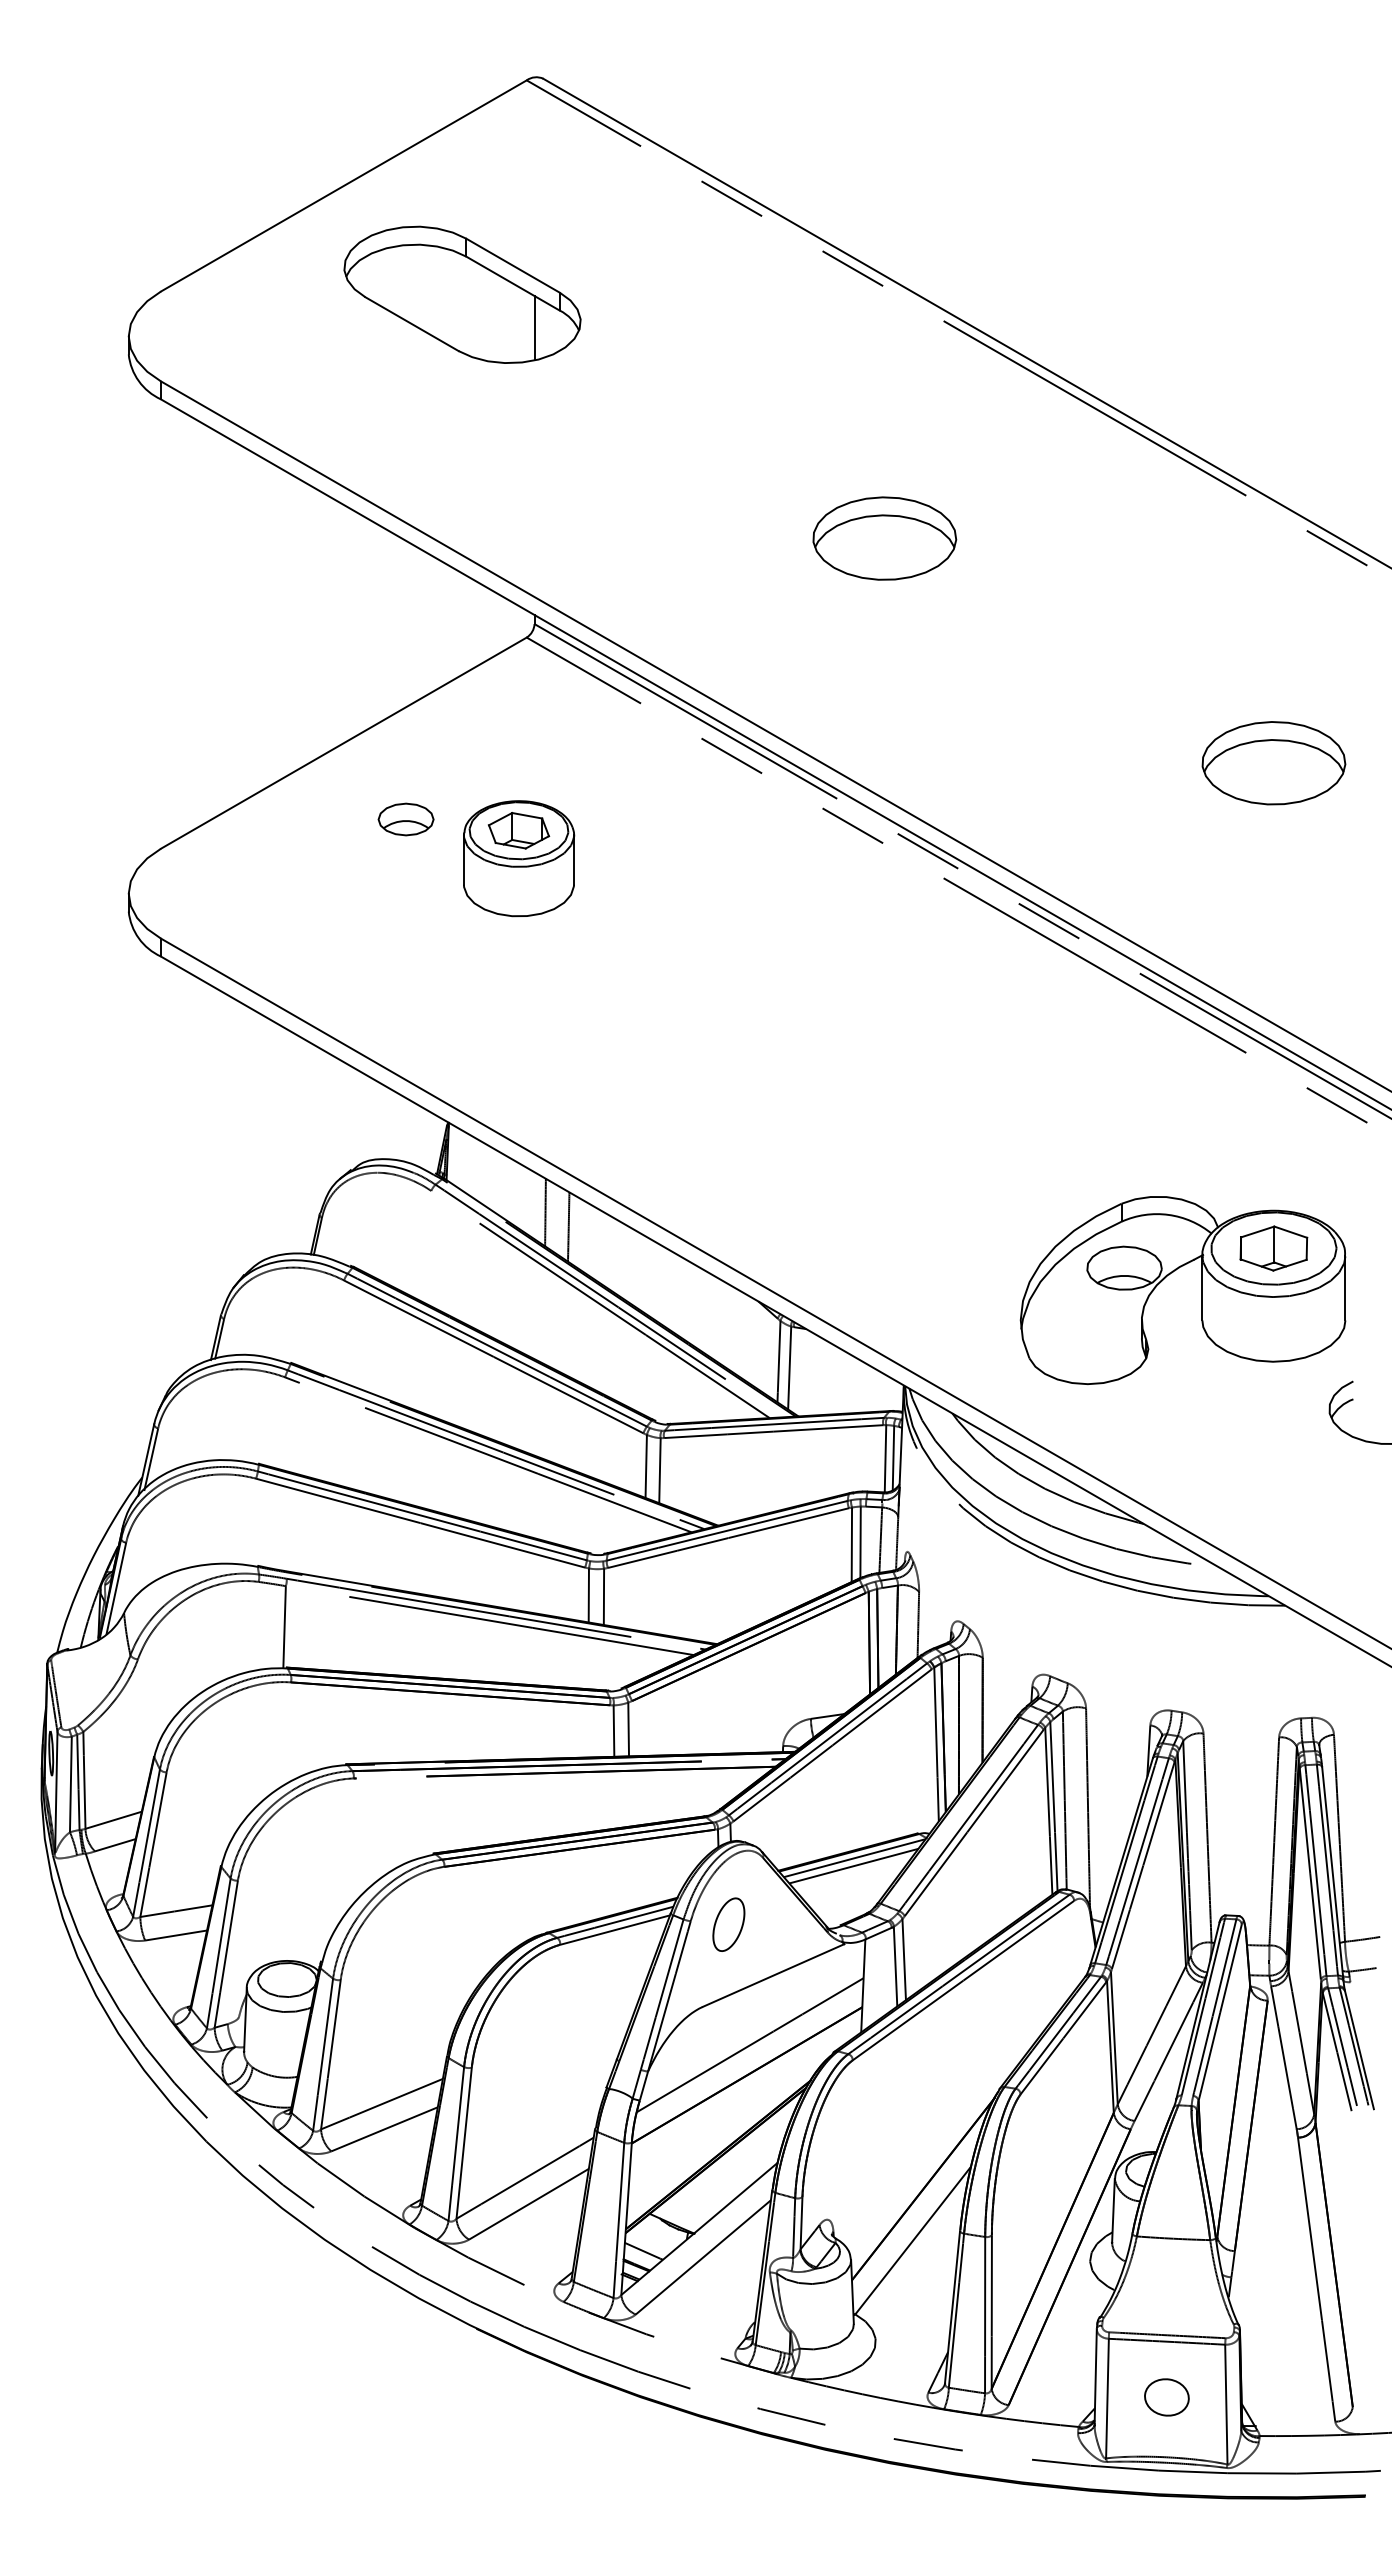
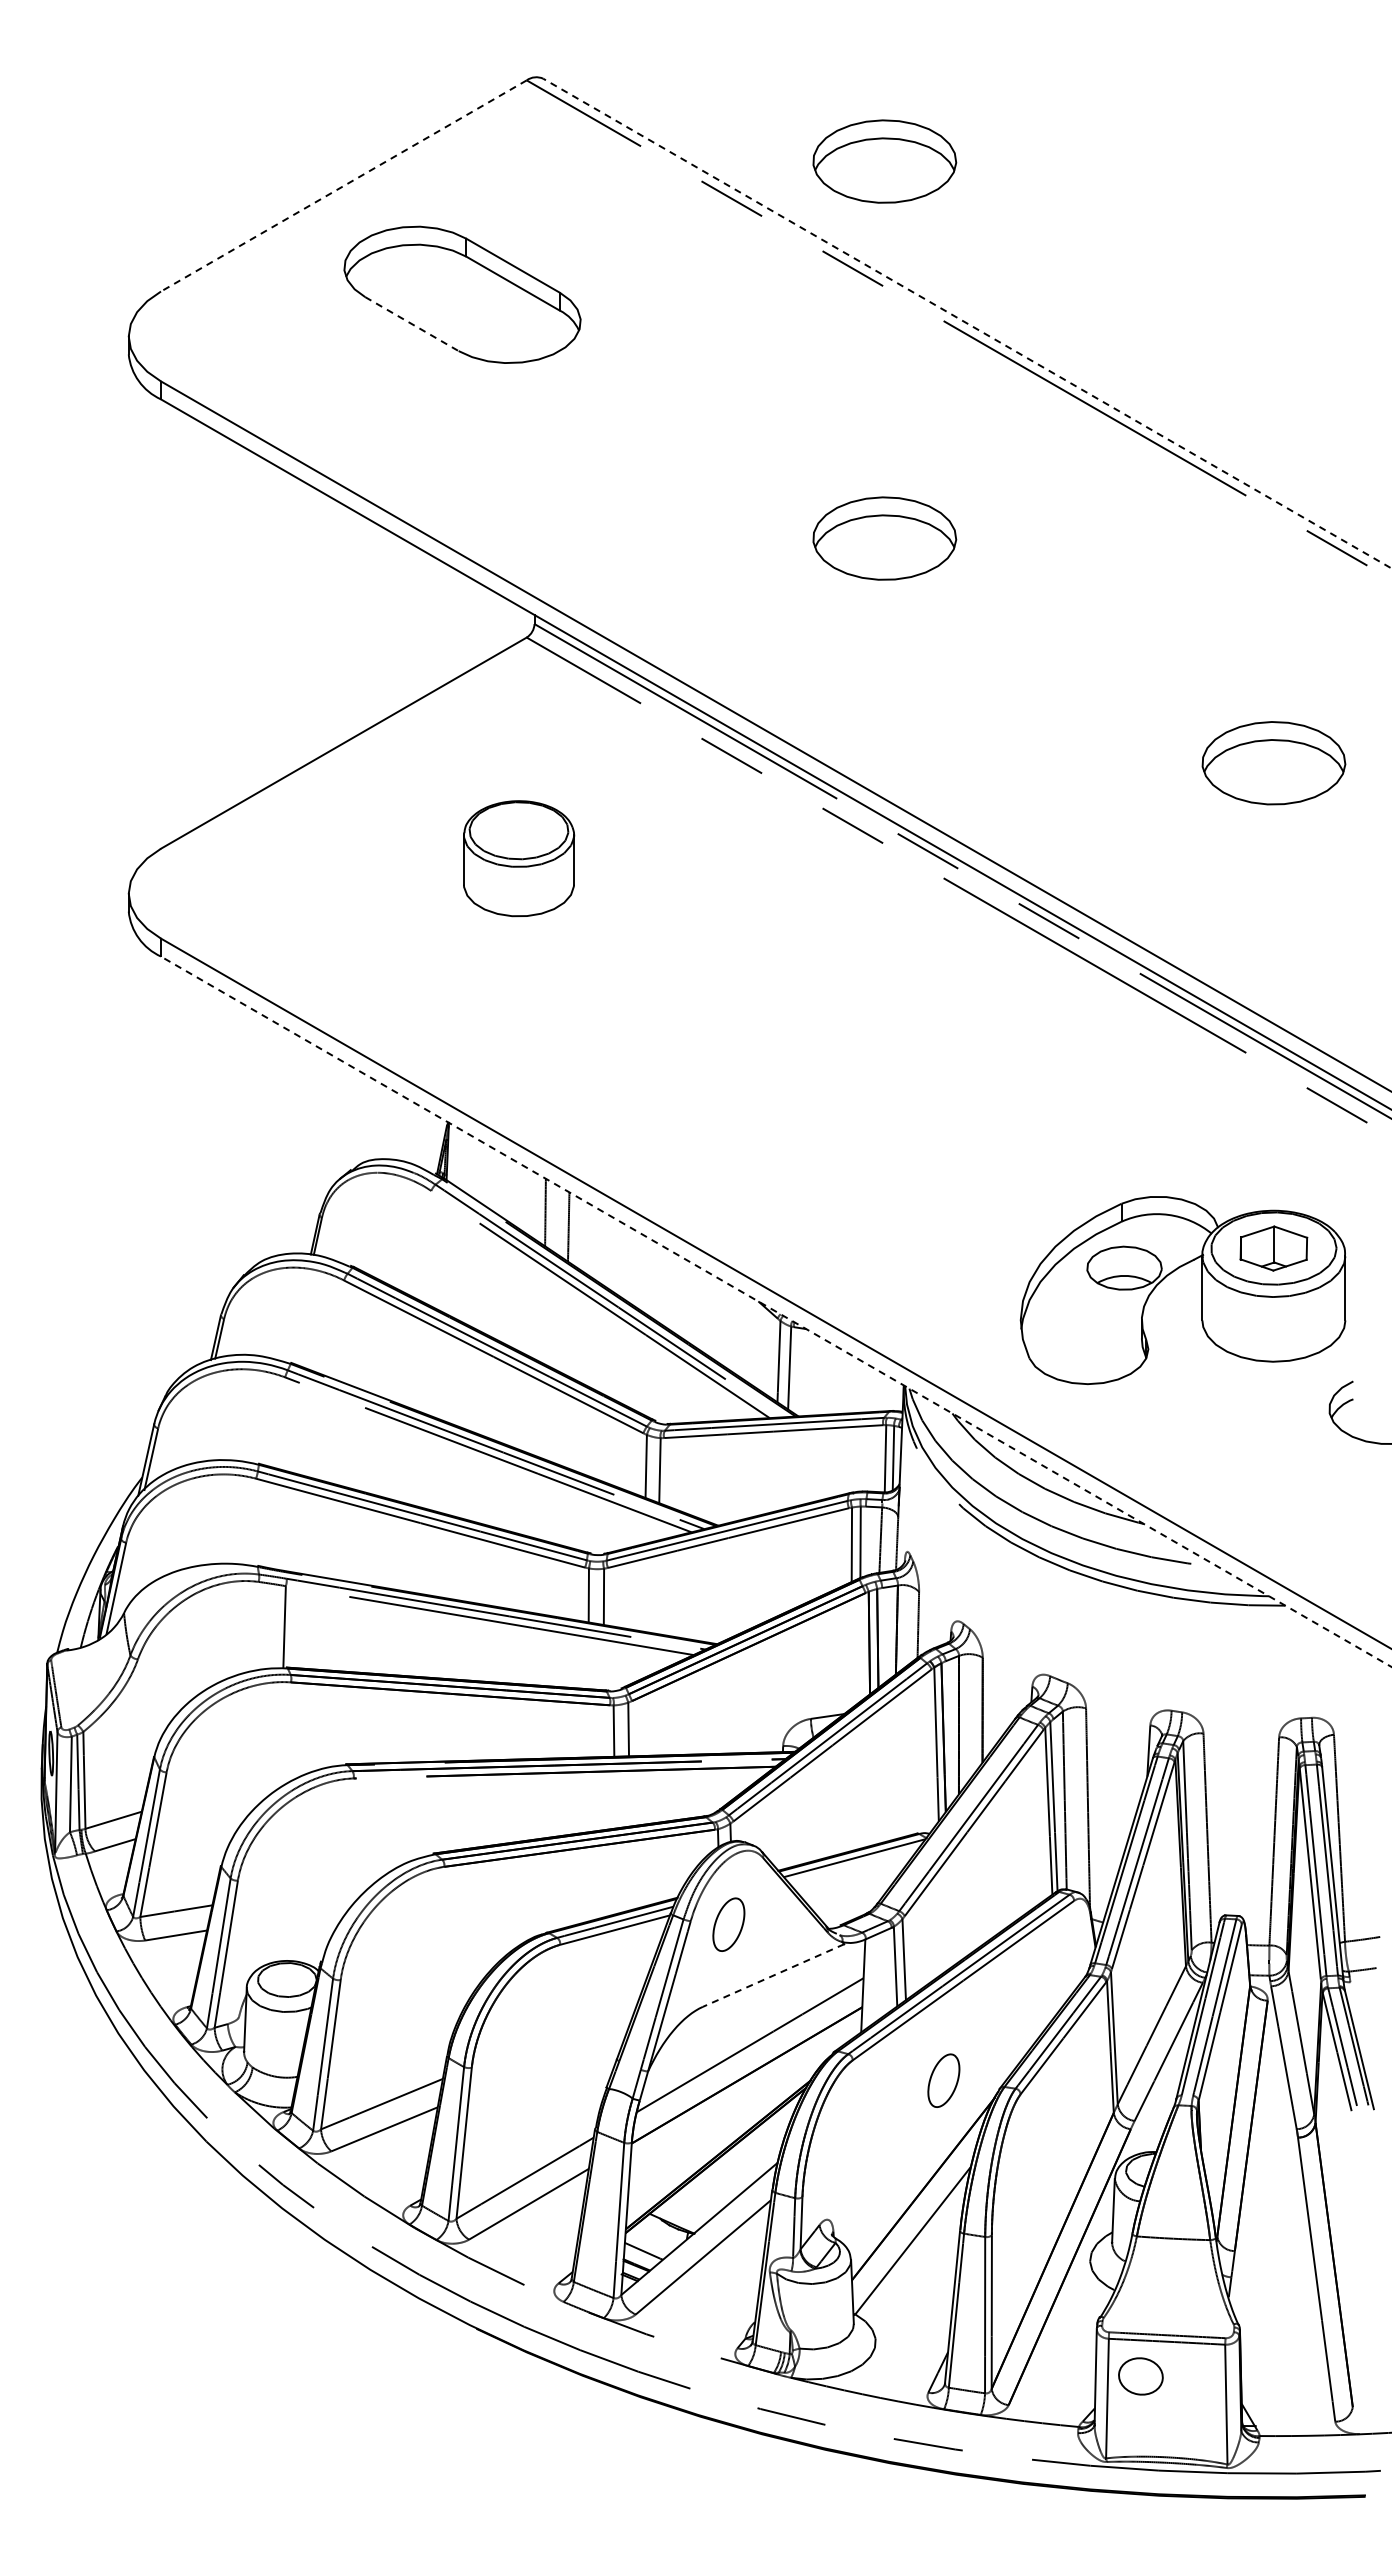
part: none -> present (884, 161)
line: solid -> dashed (343, 186)
line: solid -> dashed (967, 323)
line: solid -> dashed (411, 324)
line: present -> none (534, 328)
part: present -> none (405, 819)
part: present -> none (518, 830)
line: solid -> dashed (775, 1311)
line: present -> none (853, 1865)
line: solid -> dashed (773, 1975)
part: none -> present (943, 2080)
part position: (1166, 2397) -> (1140, 2376) (1140, 2376)
